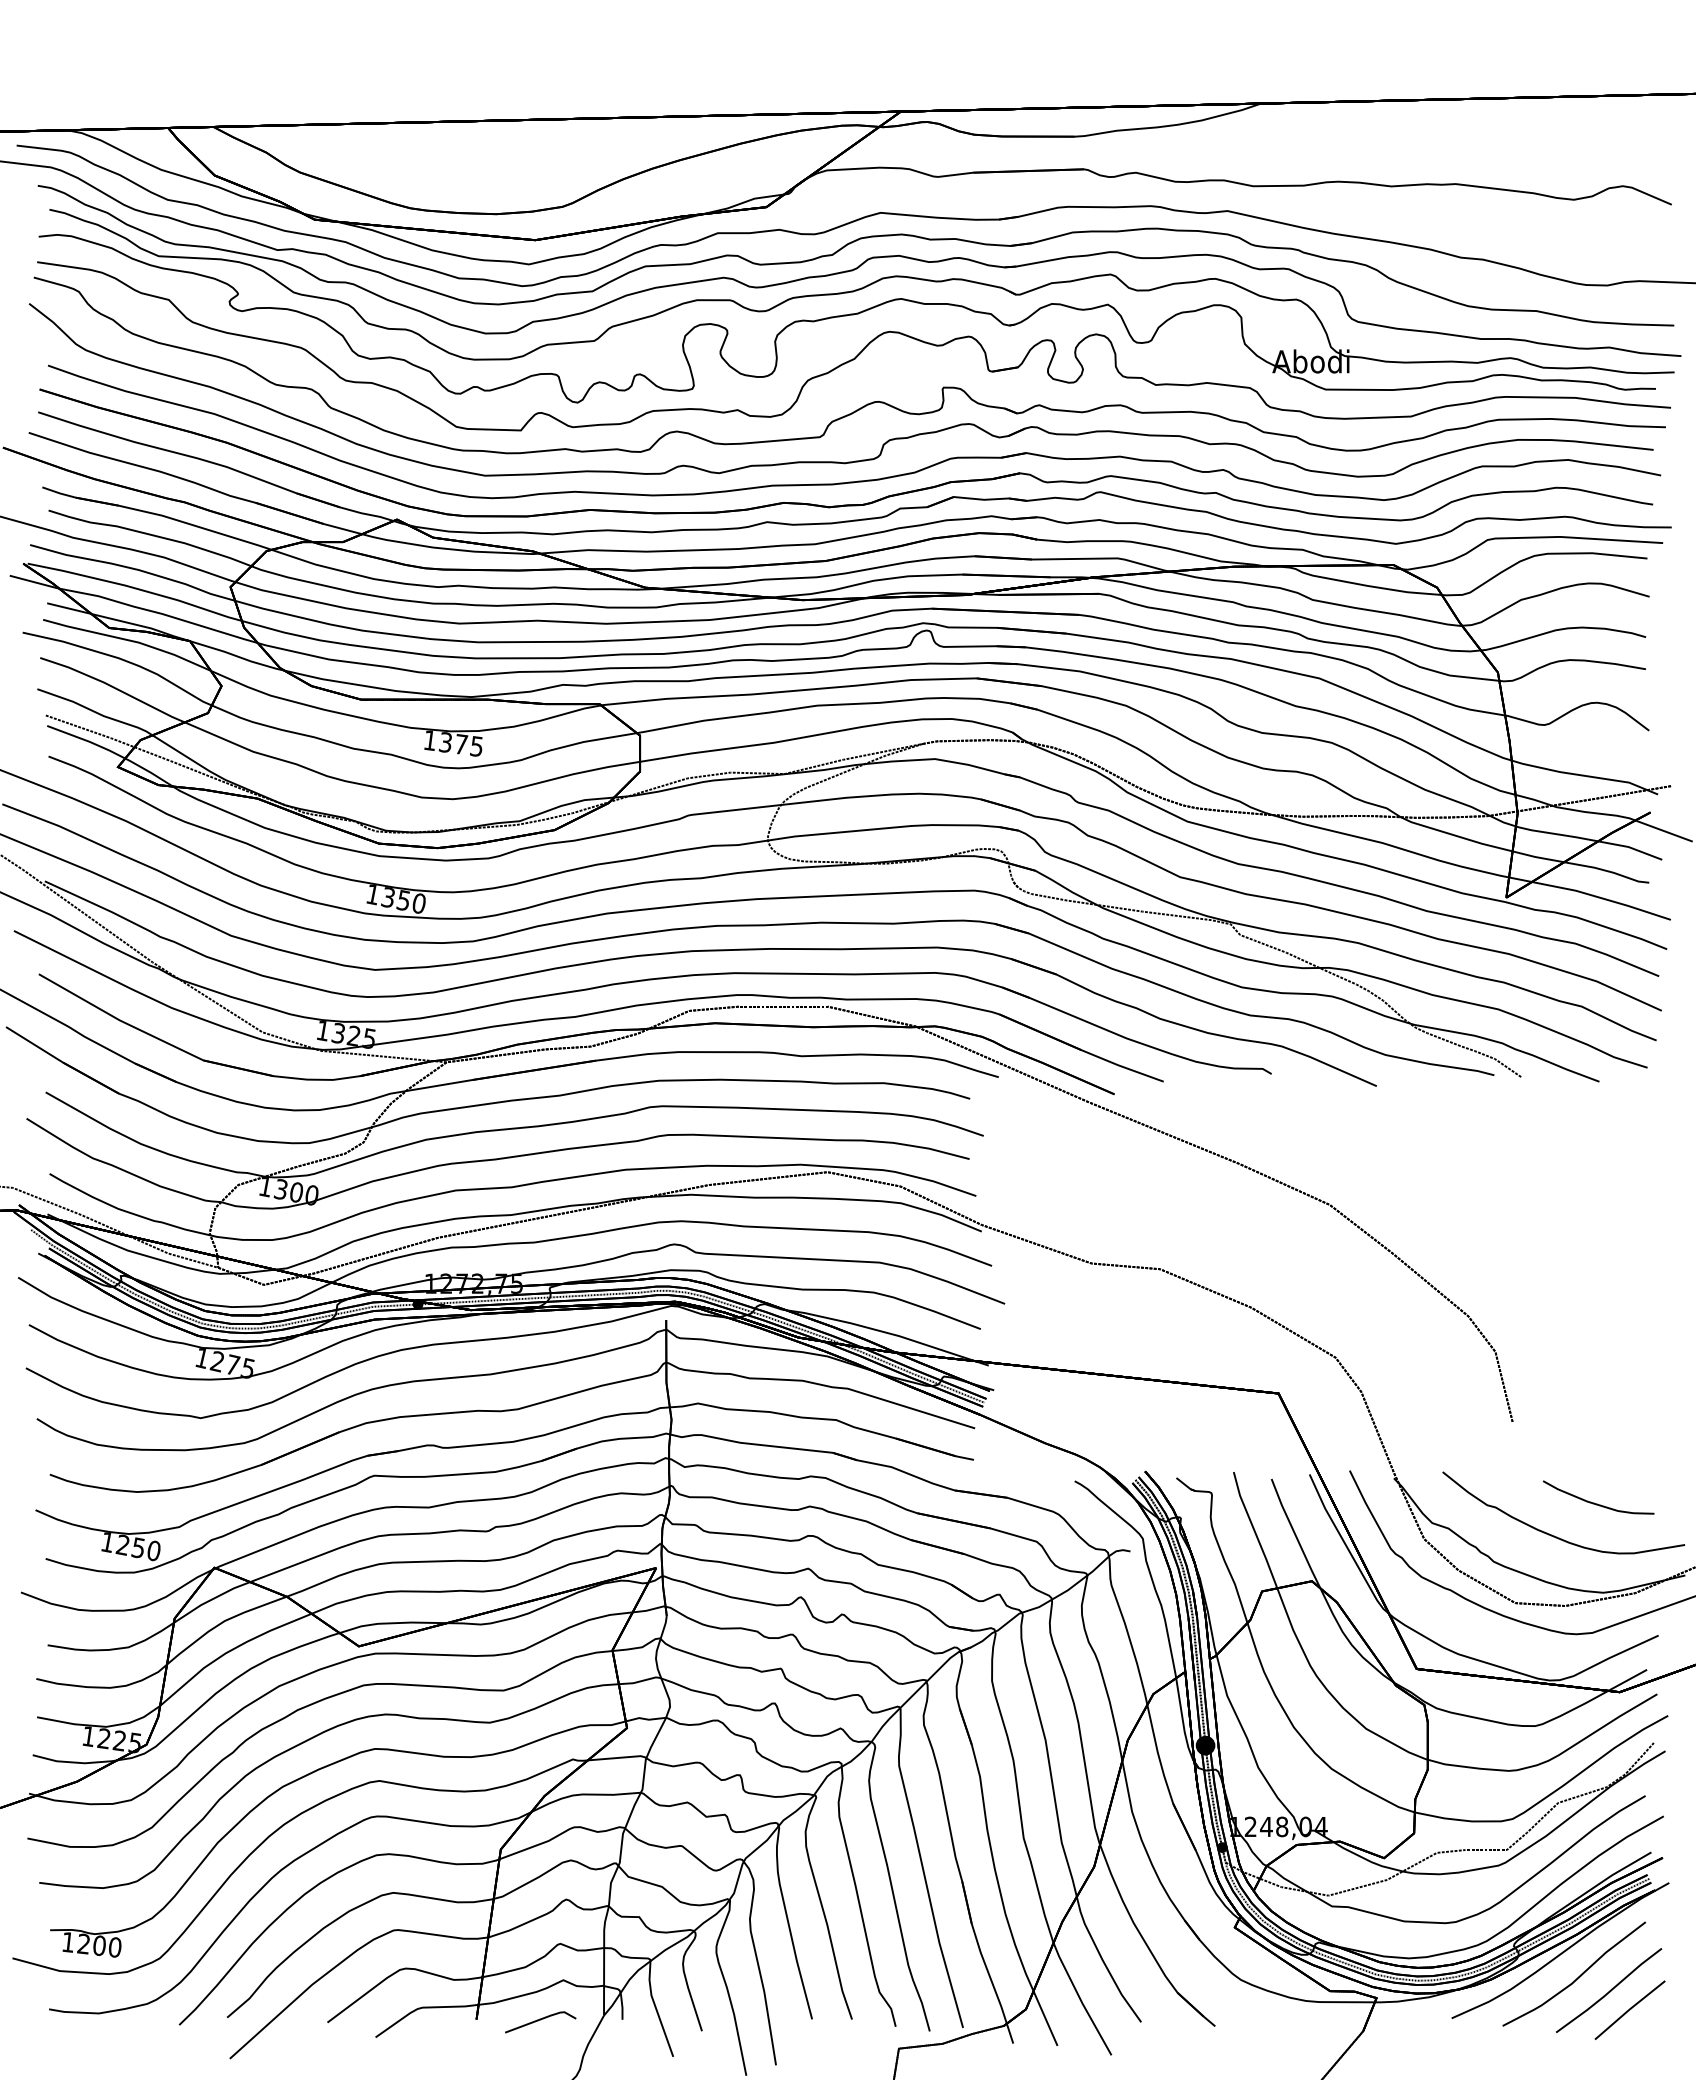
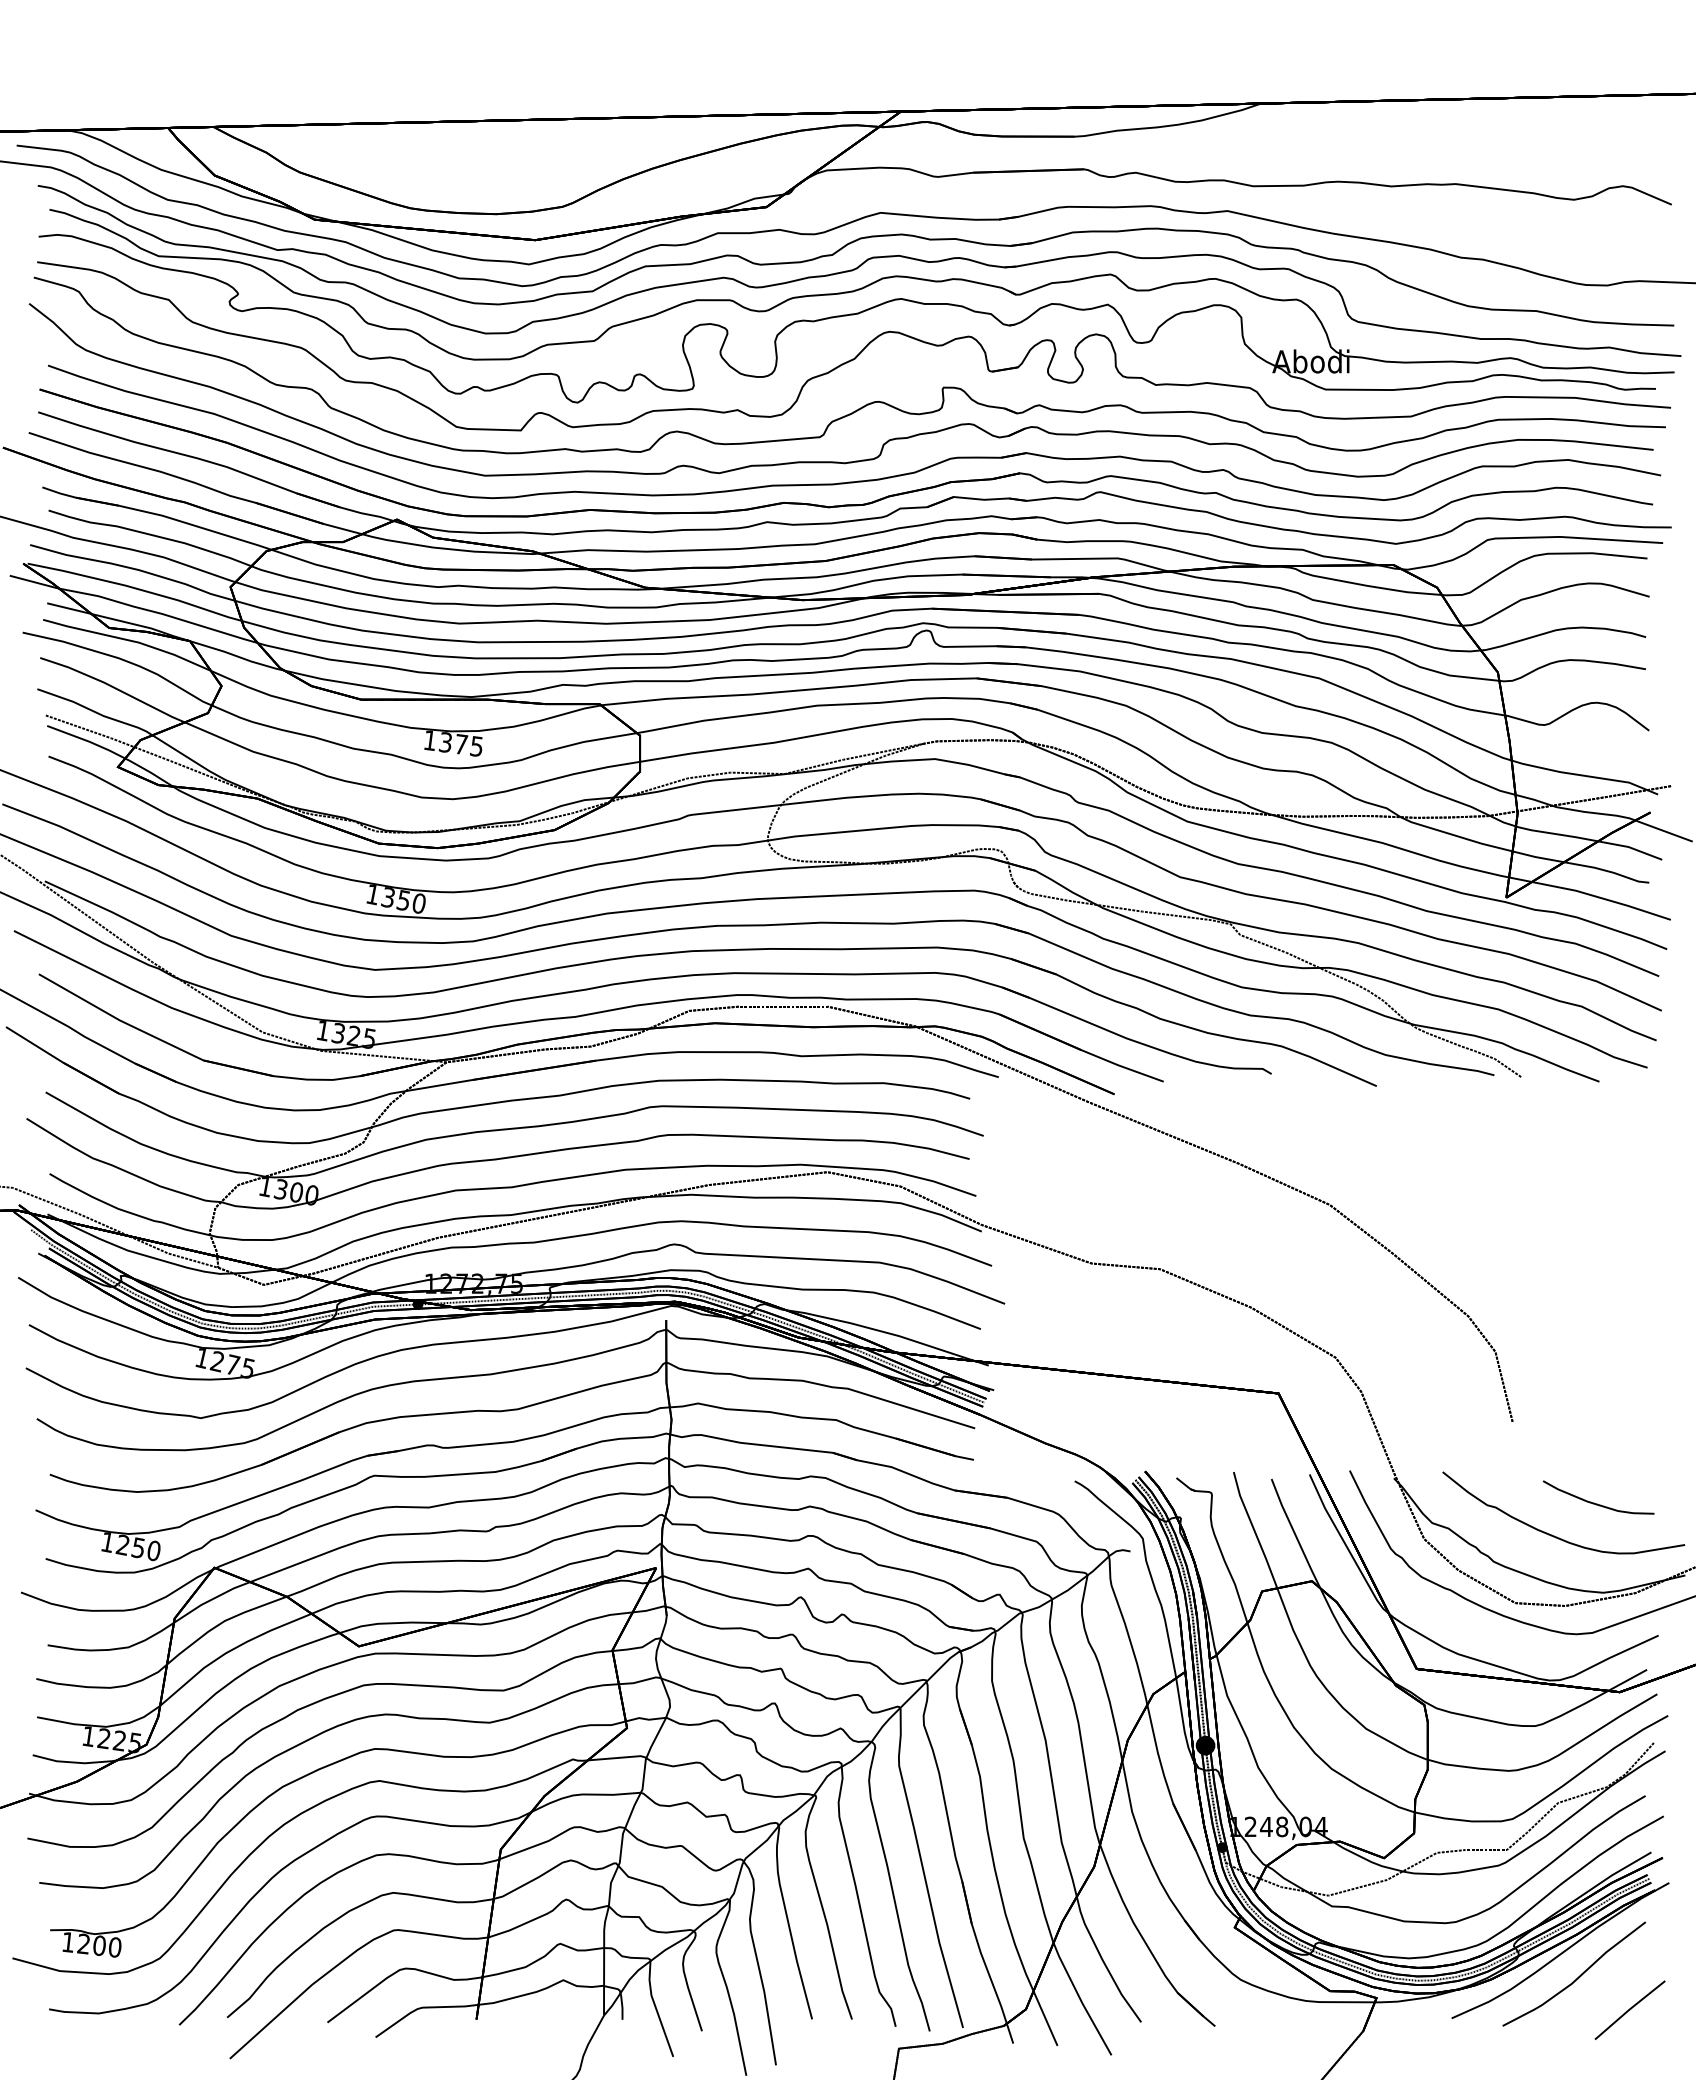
line: present -> none (1609, 1990)
line: present -> none (540, 2020)
